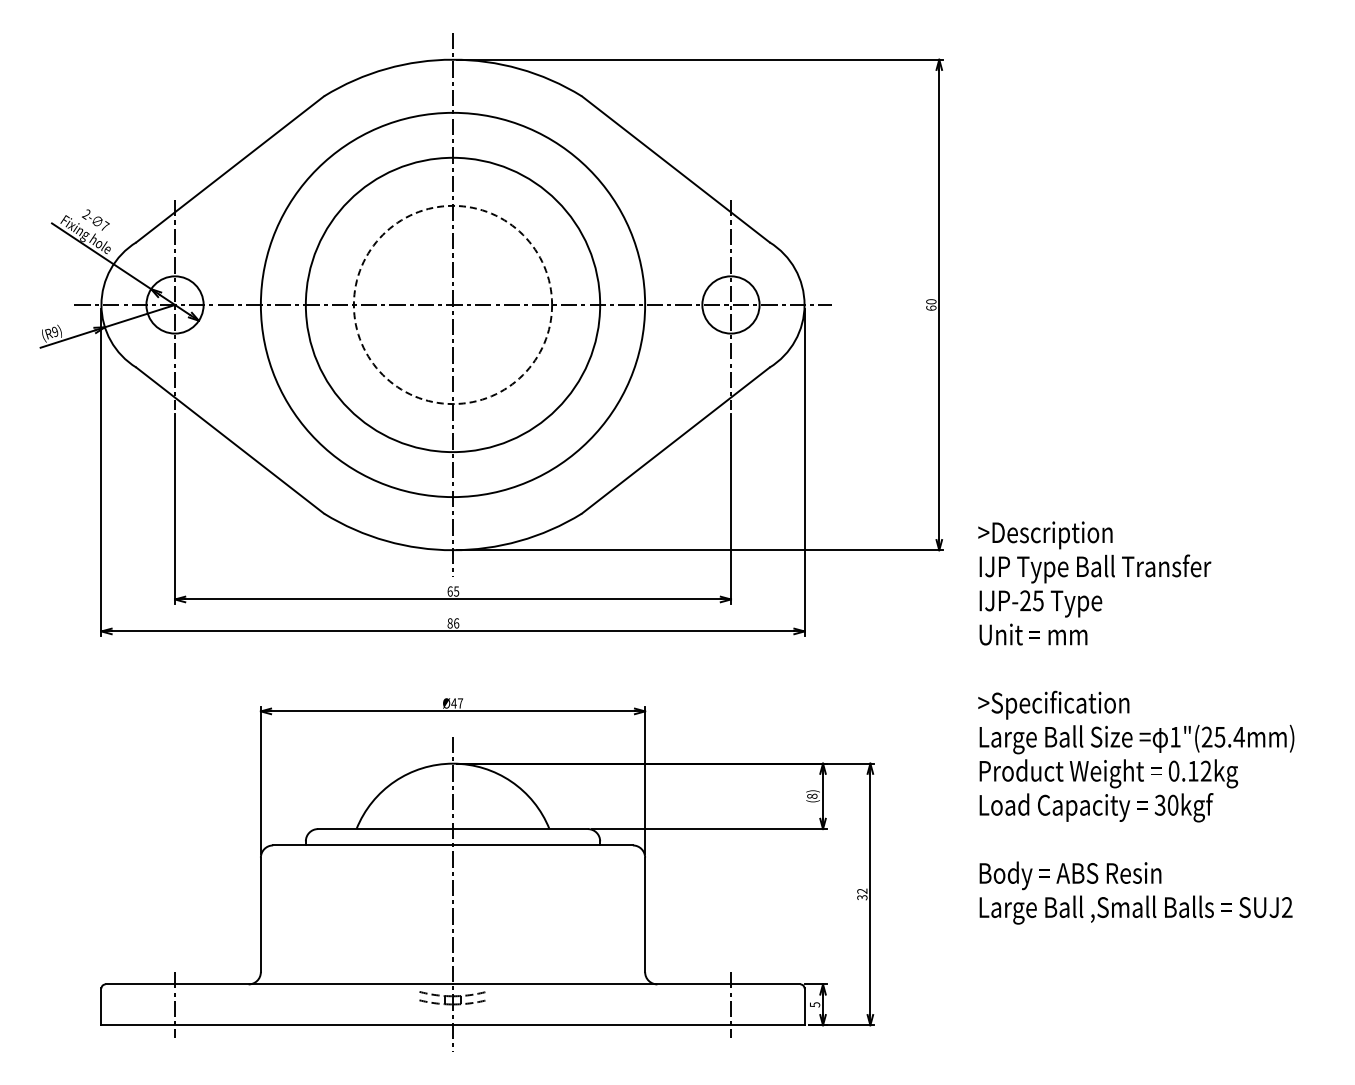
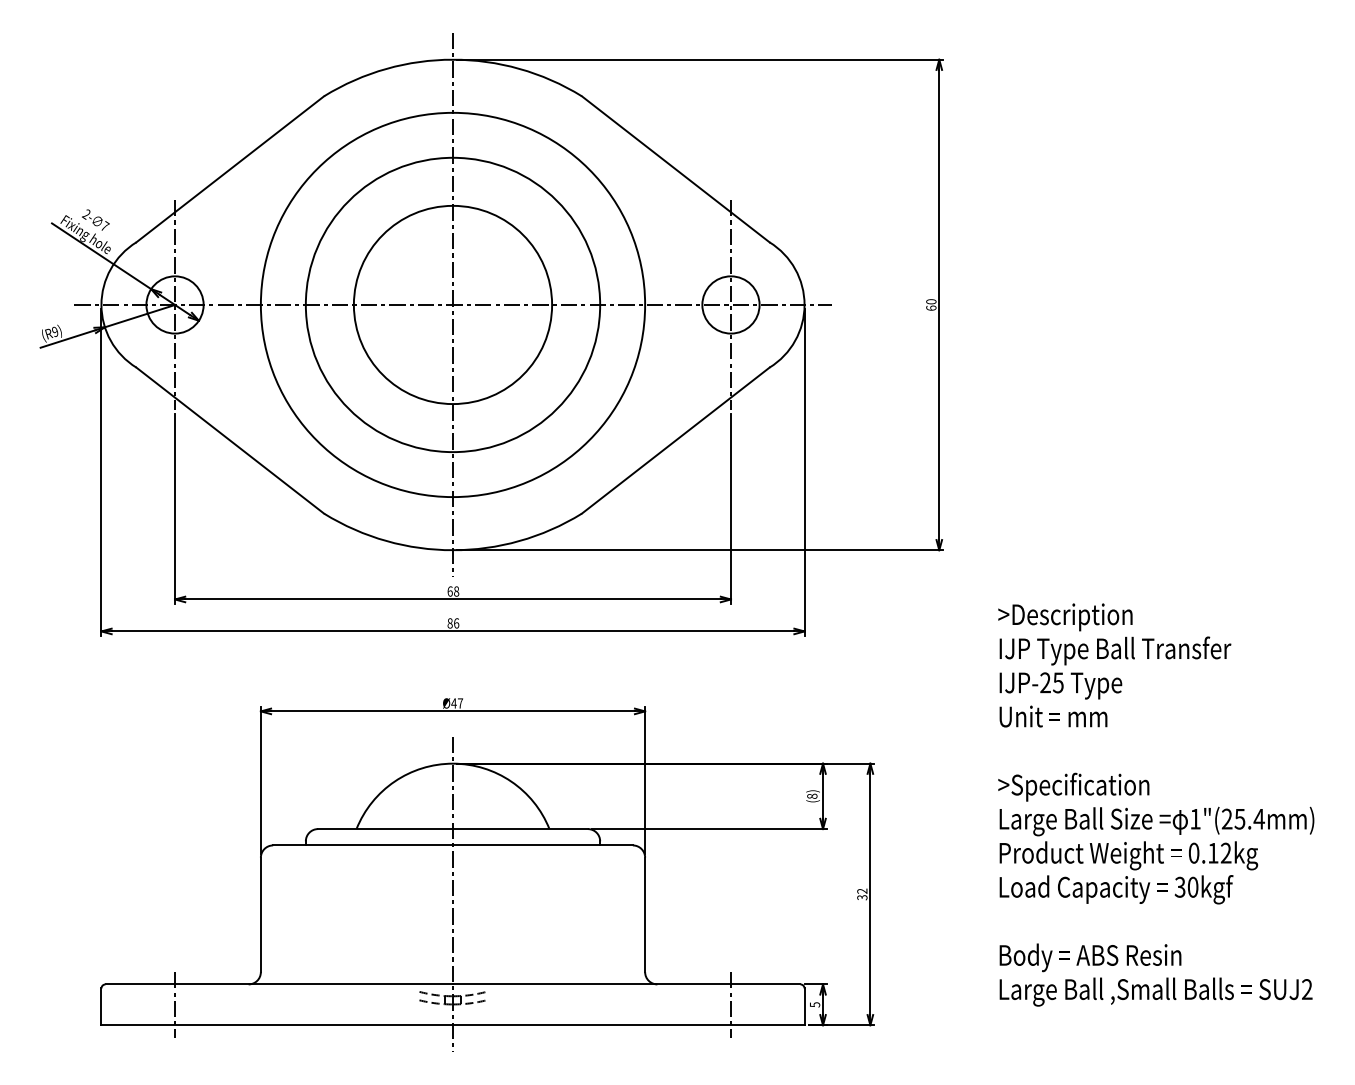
circle: dashed -> solid (452, 304)
text: 65 -> 68 (456, 591)
text position: (1136, 722) -> (1156, 804) (1156, 804)
